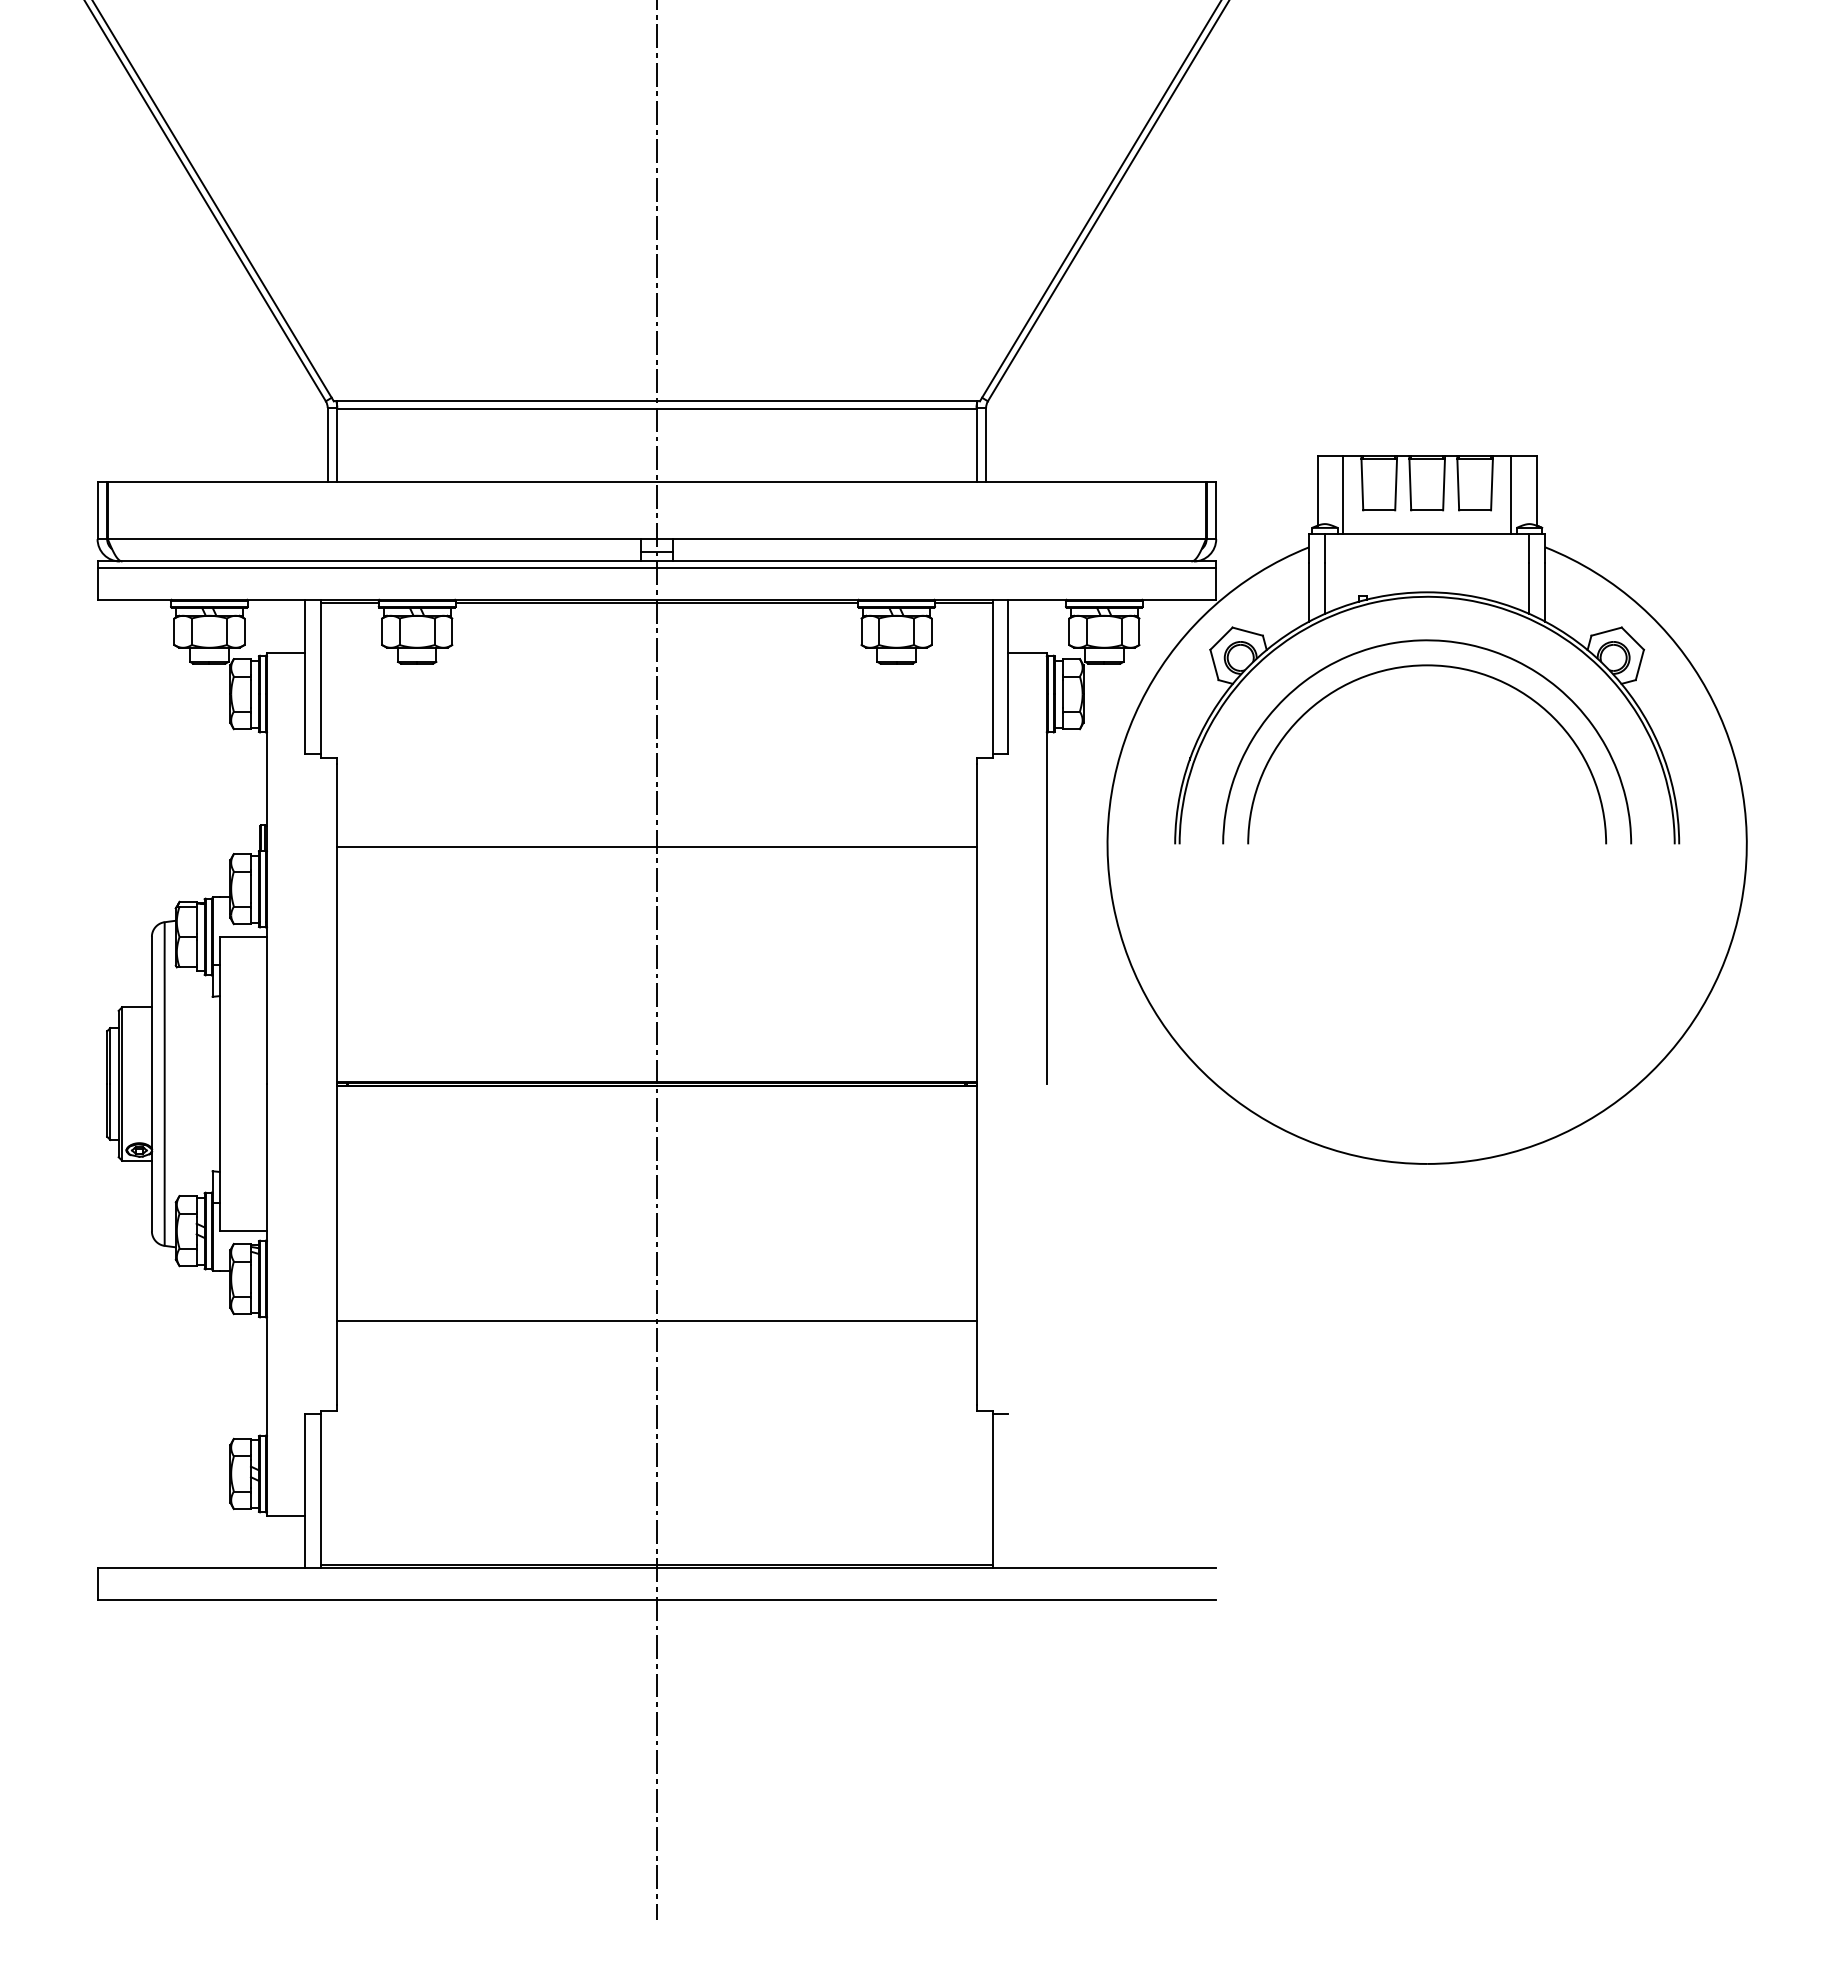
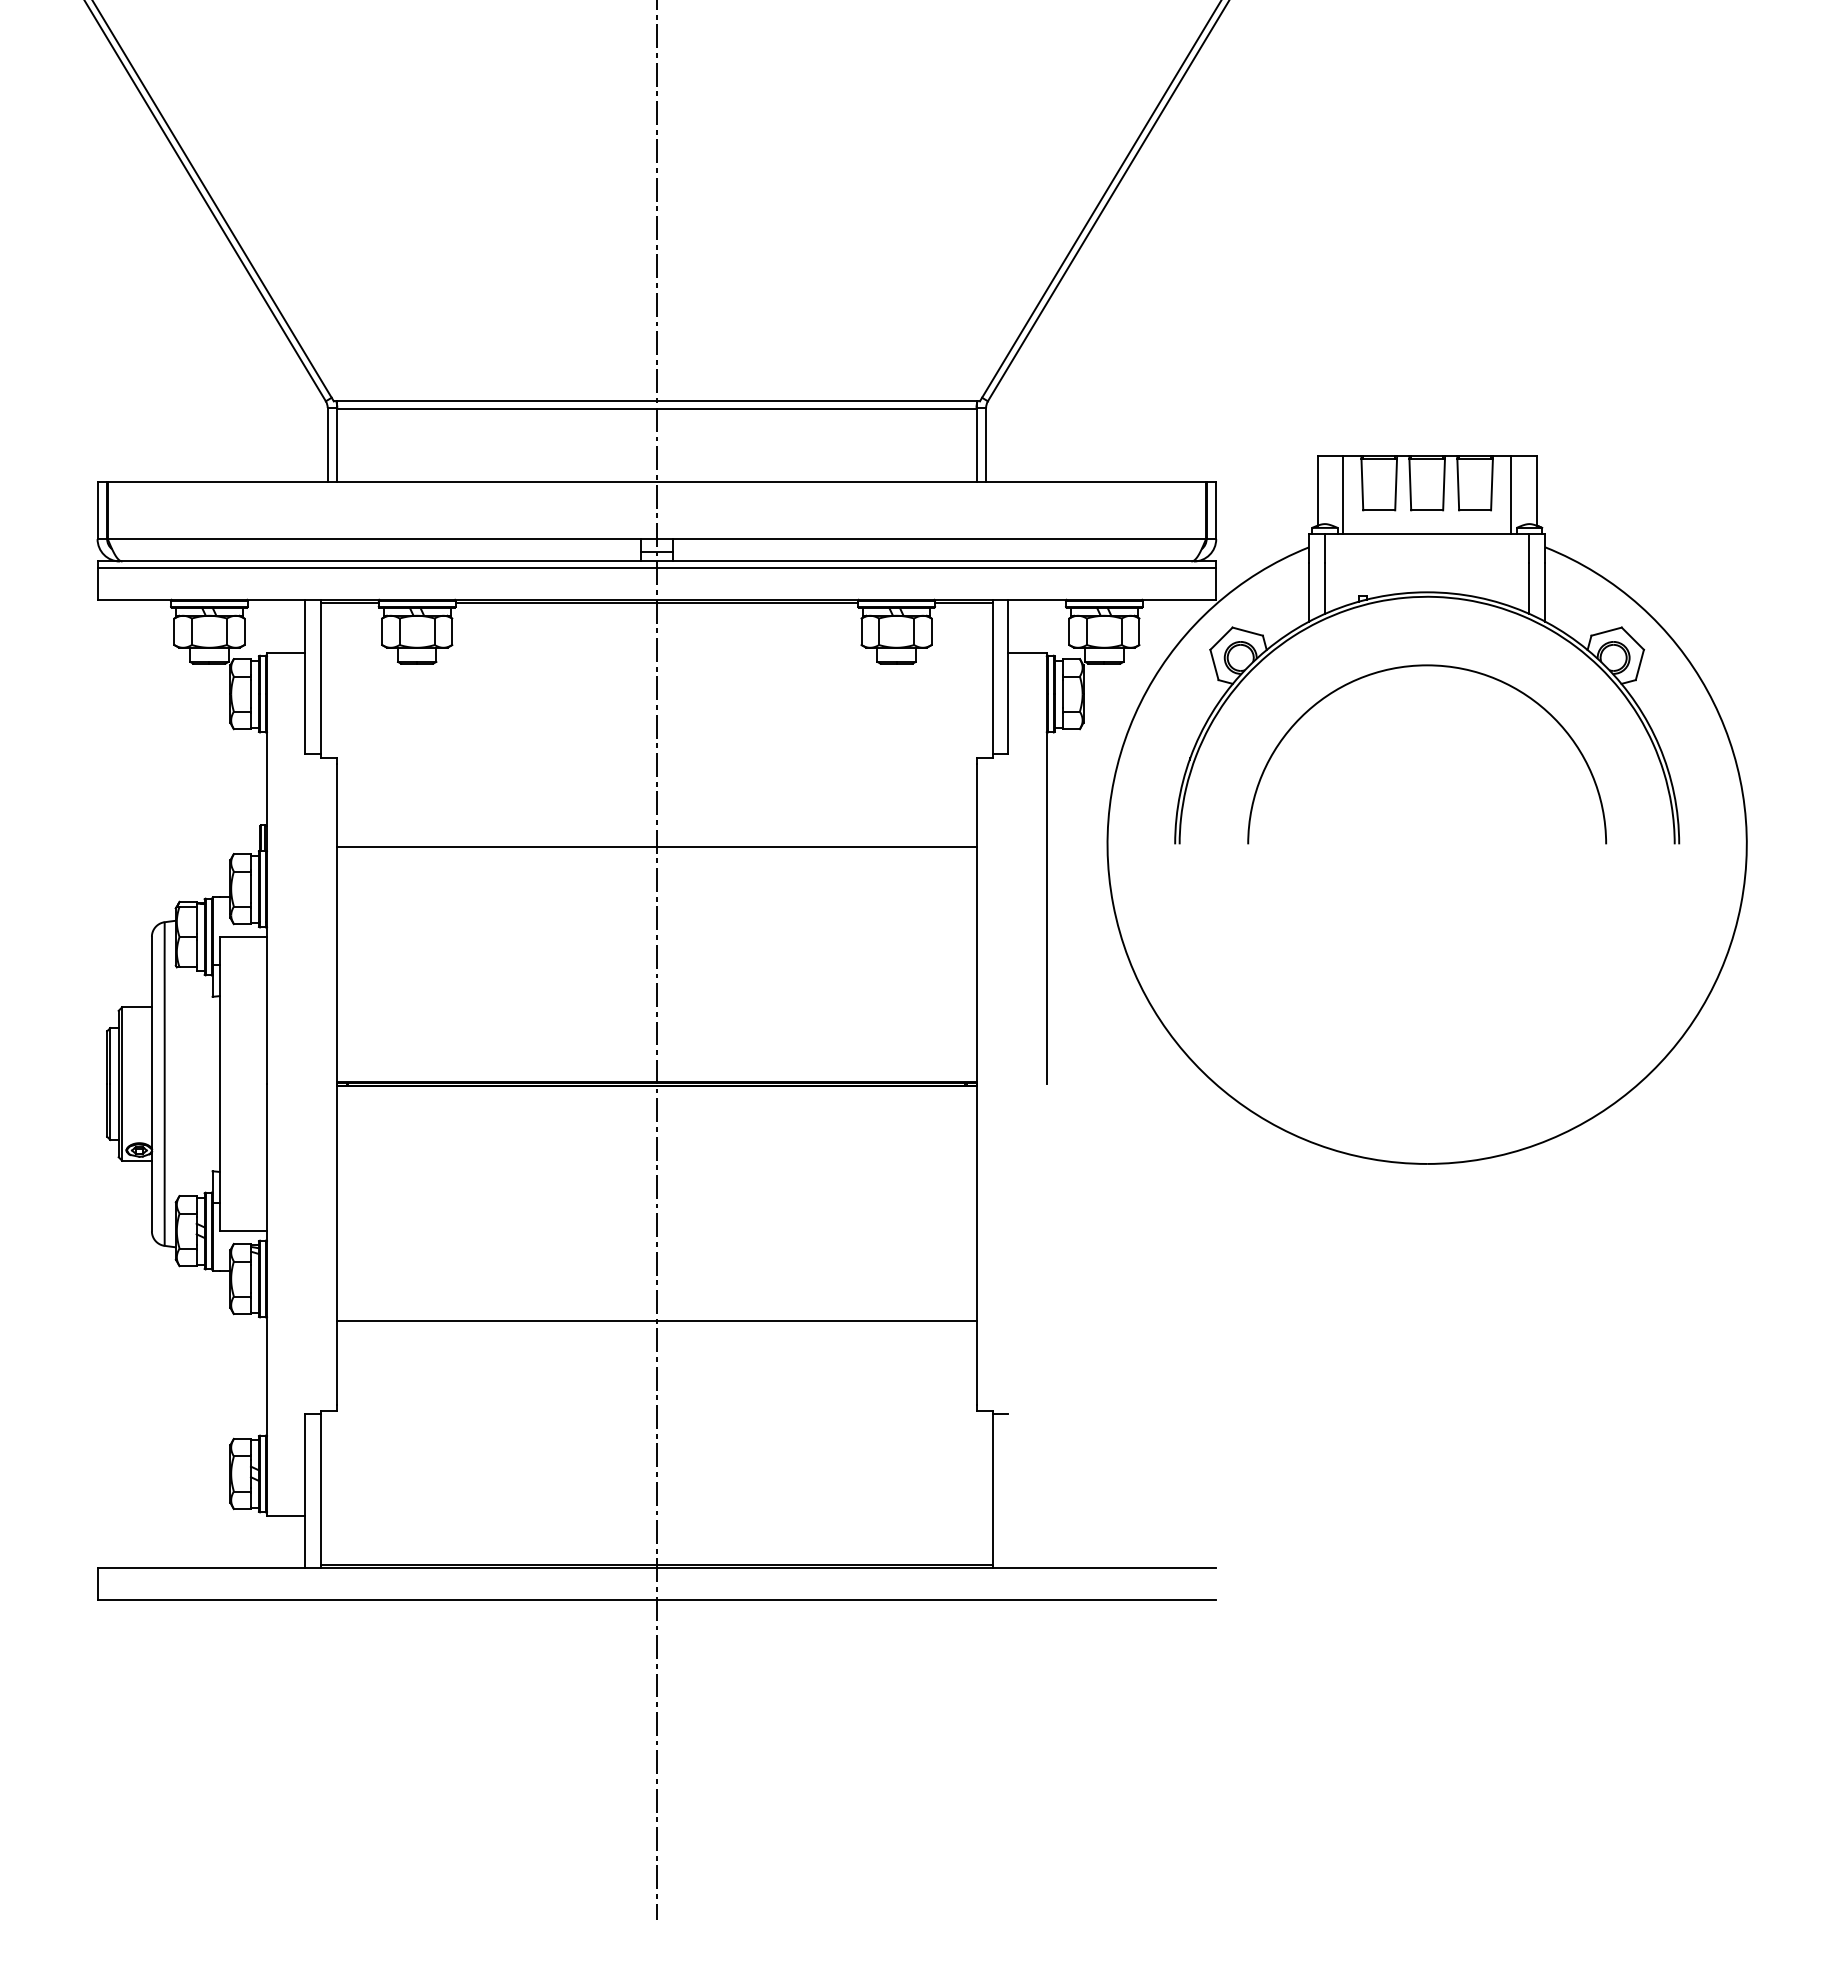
curve: present -> none (1427, 641)
